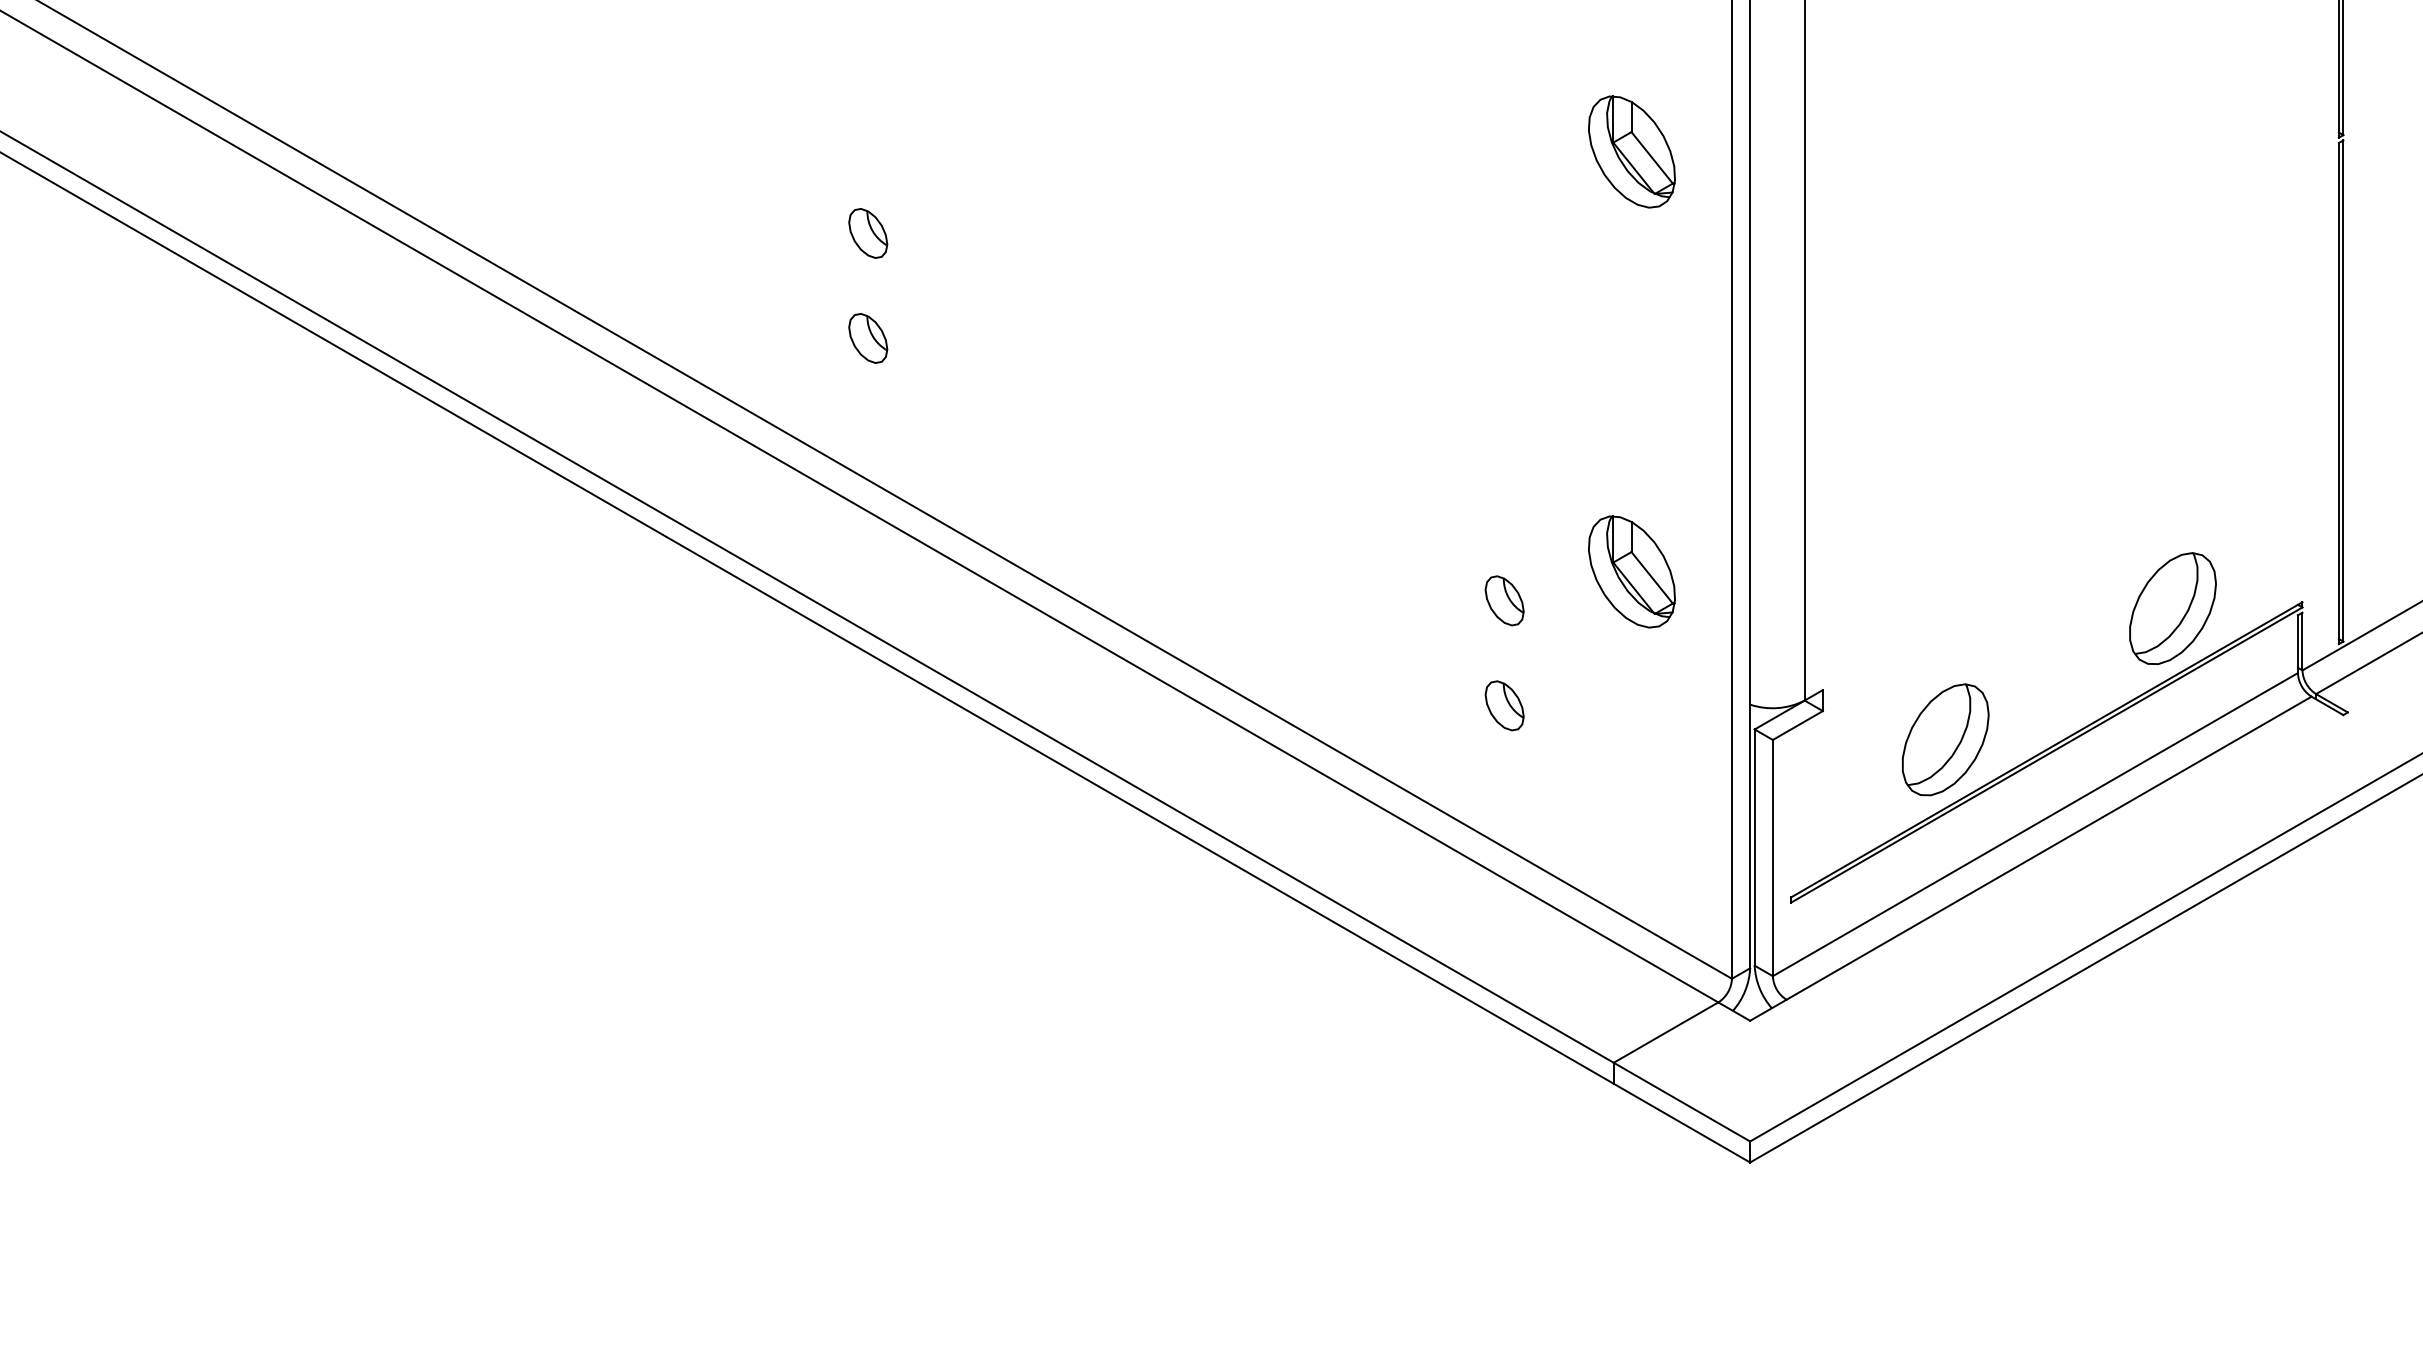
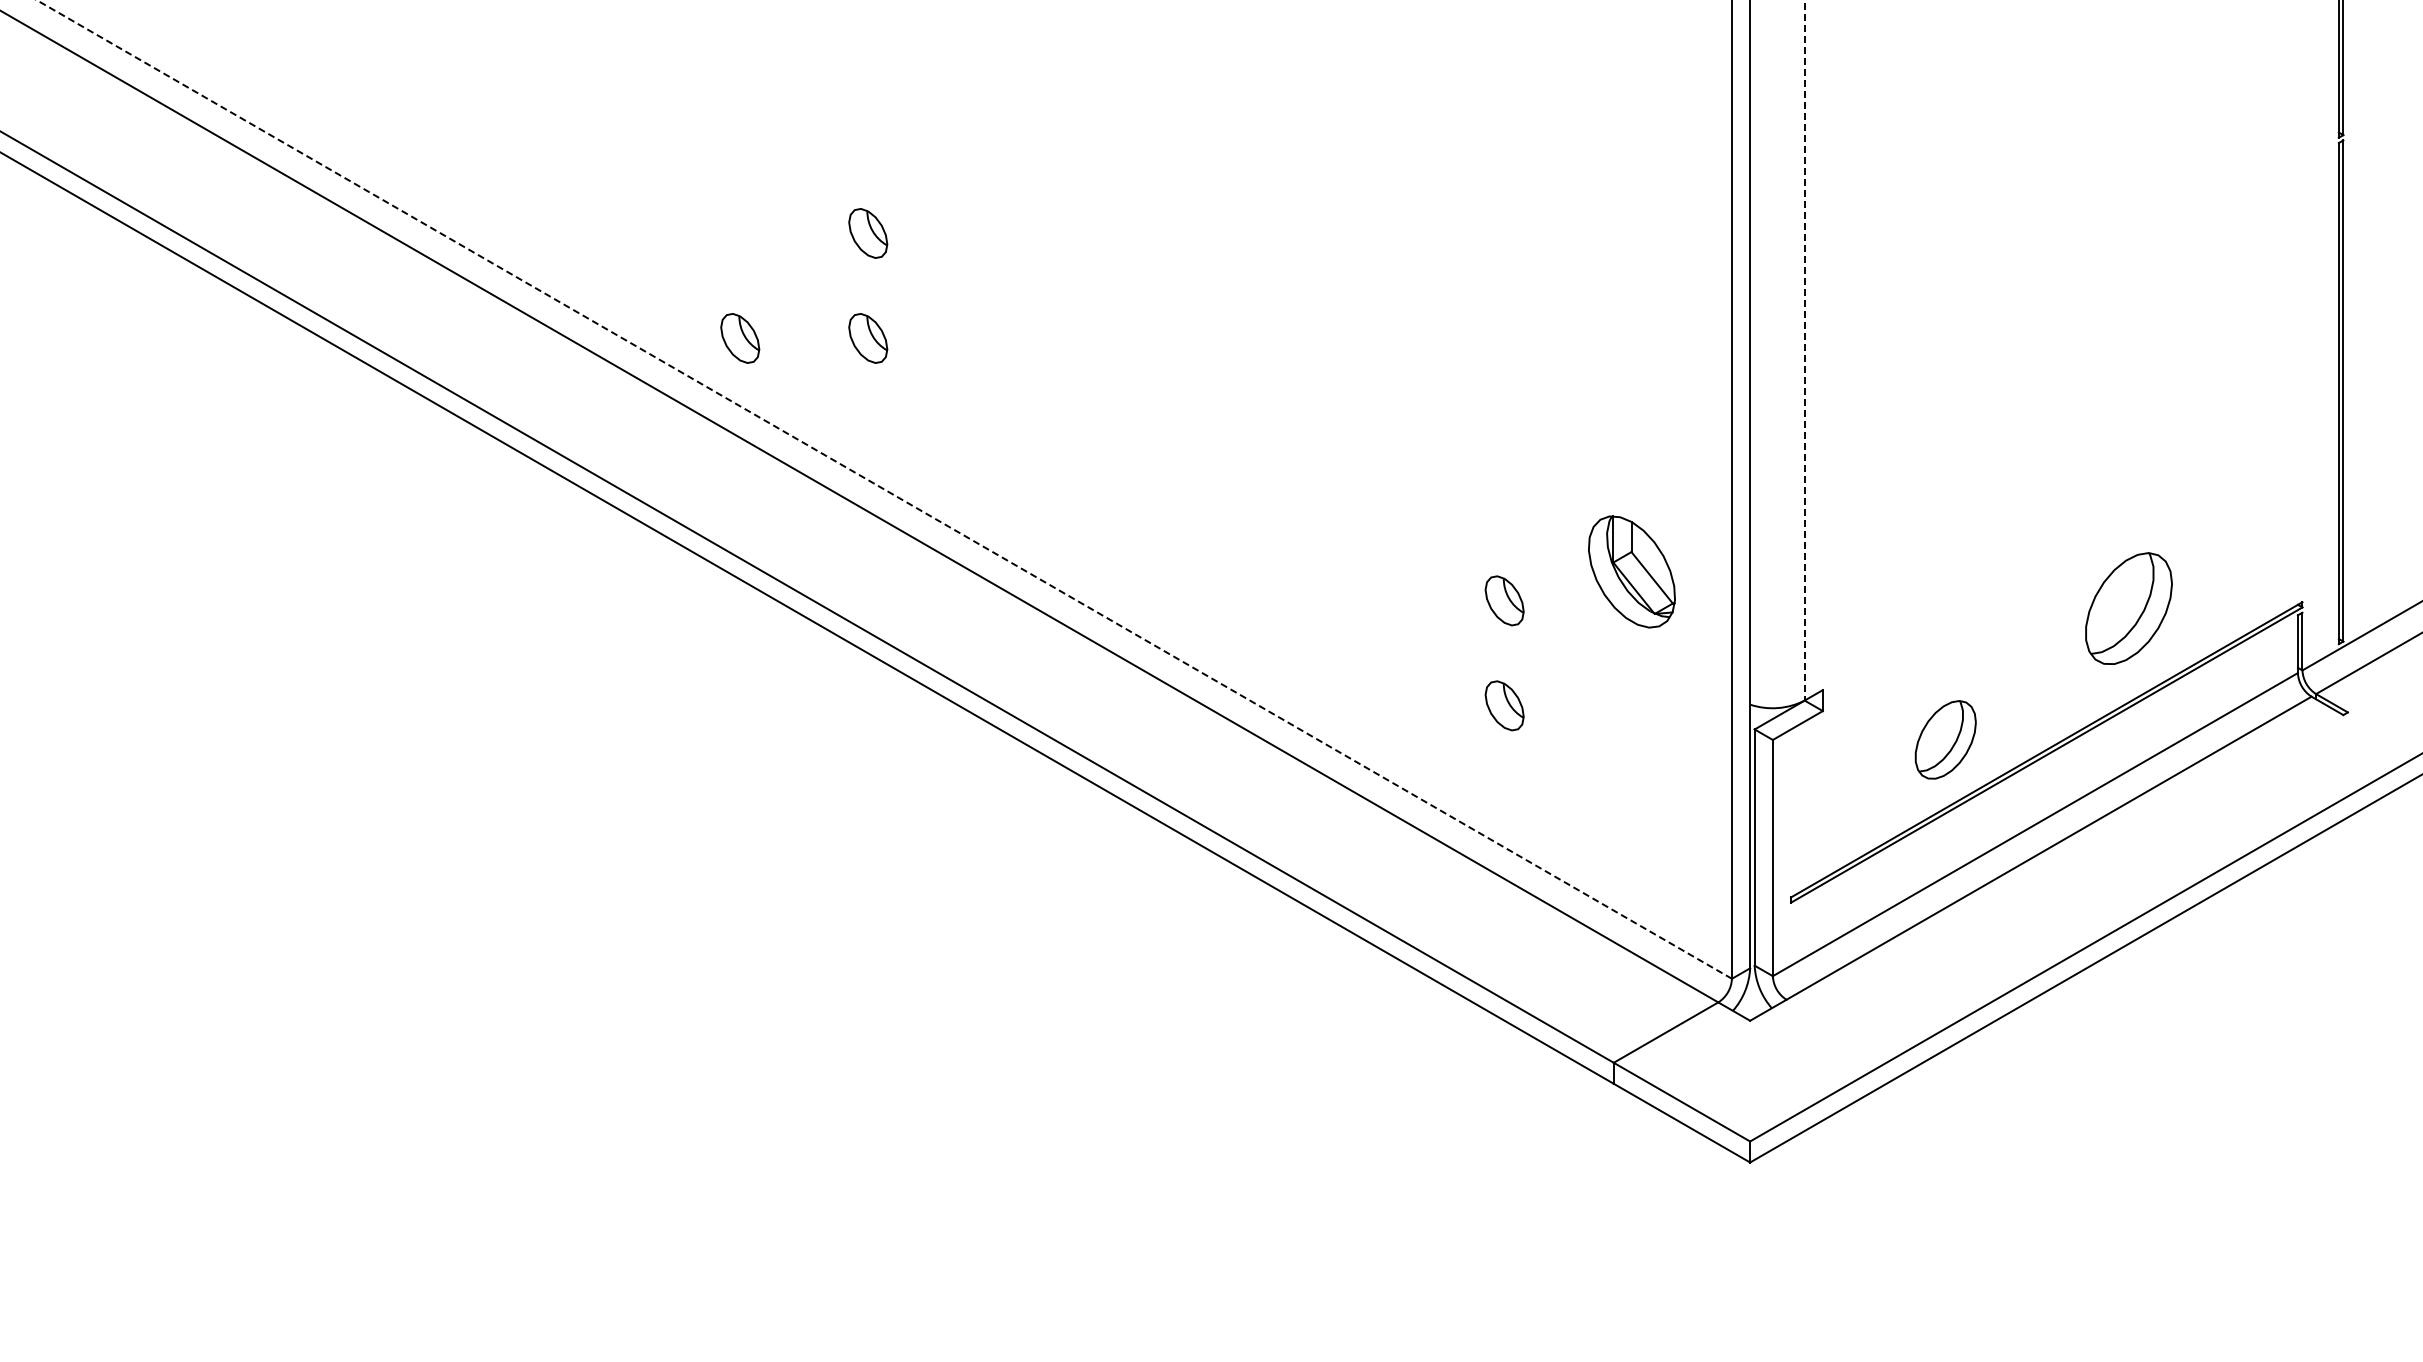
part: present -> none (1631, 151)
part: none -> present (740, 338)
line: solid -> dashed (1804, 350)
line: solid -> dashed (884, 489)
part position: (2172, 608) -> (2128, 608) (2128, 608)
part size: 88x114 px -> 63x80 px (1945, 739)
